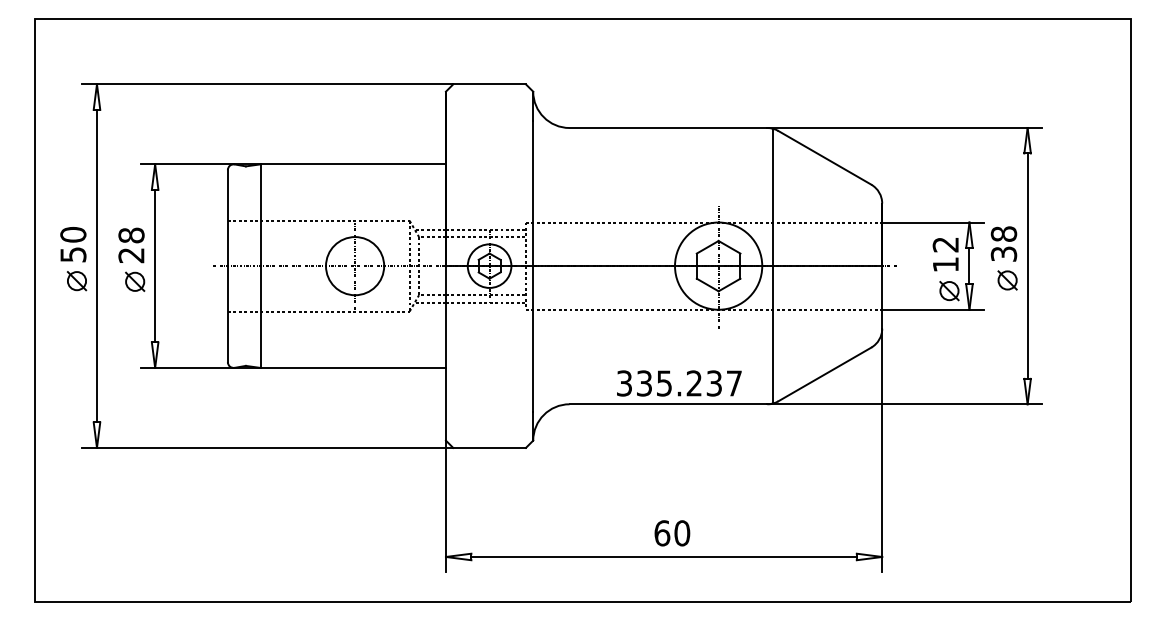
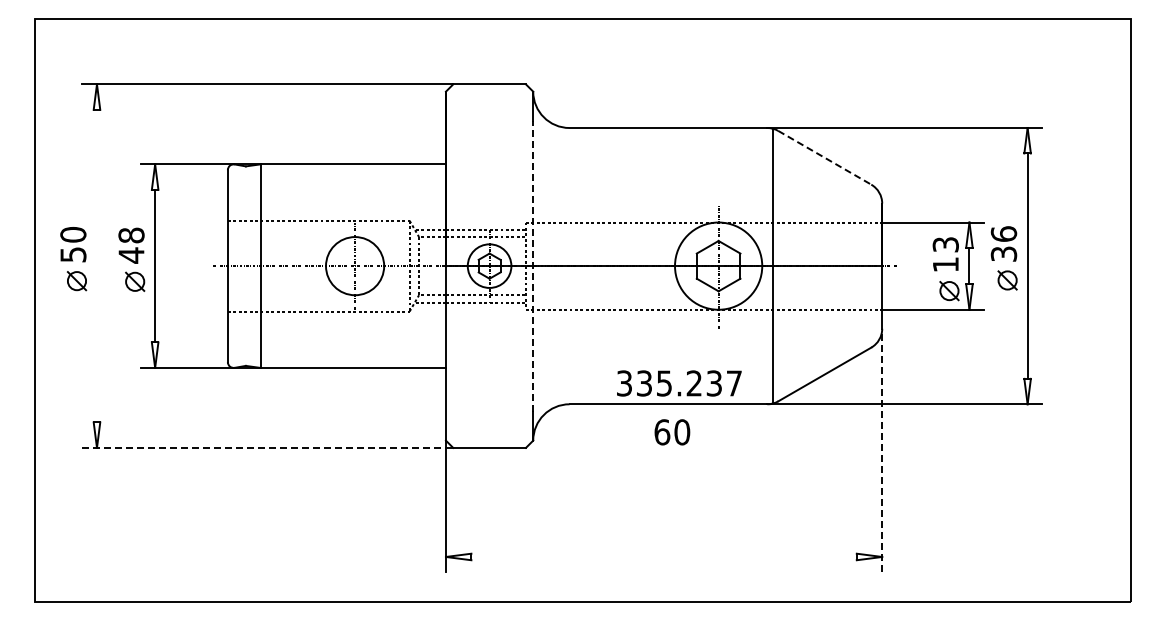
line: solid -> dashed (824, 157)
text: 38 -> 36 (1003, 233)
text: 12 -> 13 (945, 244)
text: 28 -> 48 (131, 255)
line: present -> none (96, 265)
line: solid -> dashed (533, 265)
line: solid -> dashed (268, 447)
line: solid -> dashed (882, 449)
text position: (672, 533) -> (672, 432) (672, 432)
line: present -> none (663, 556)
